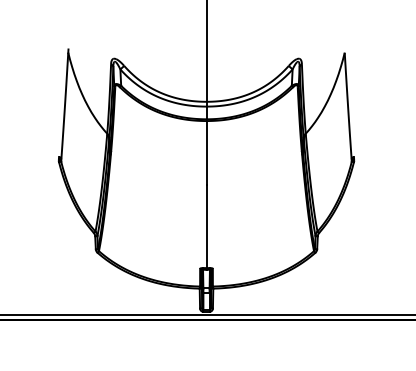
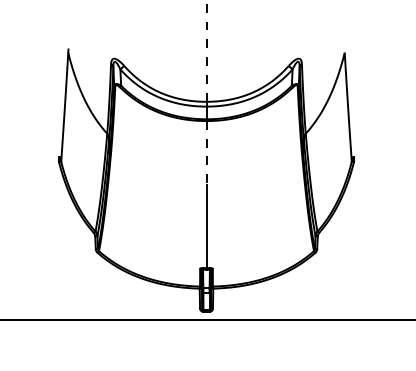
line: solid -> dashed (206, 51)
line: solid -> dashed (206, 153)
line: present -> none (207, 315)
